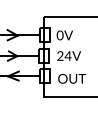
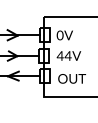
text: 24V -> 44V (59, 55)
